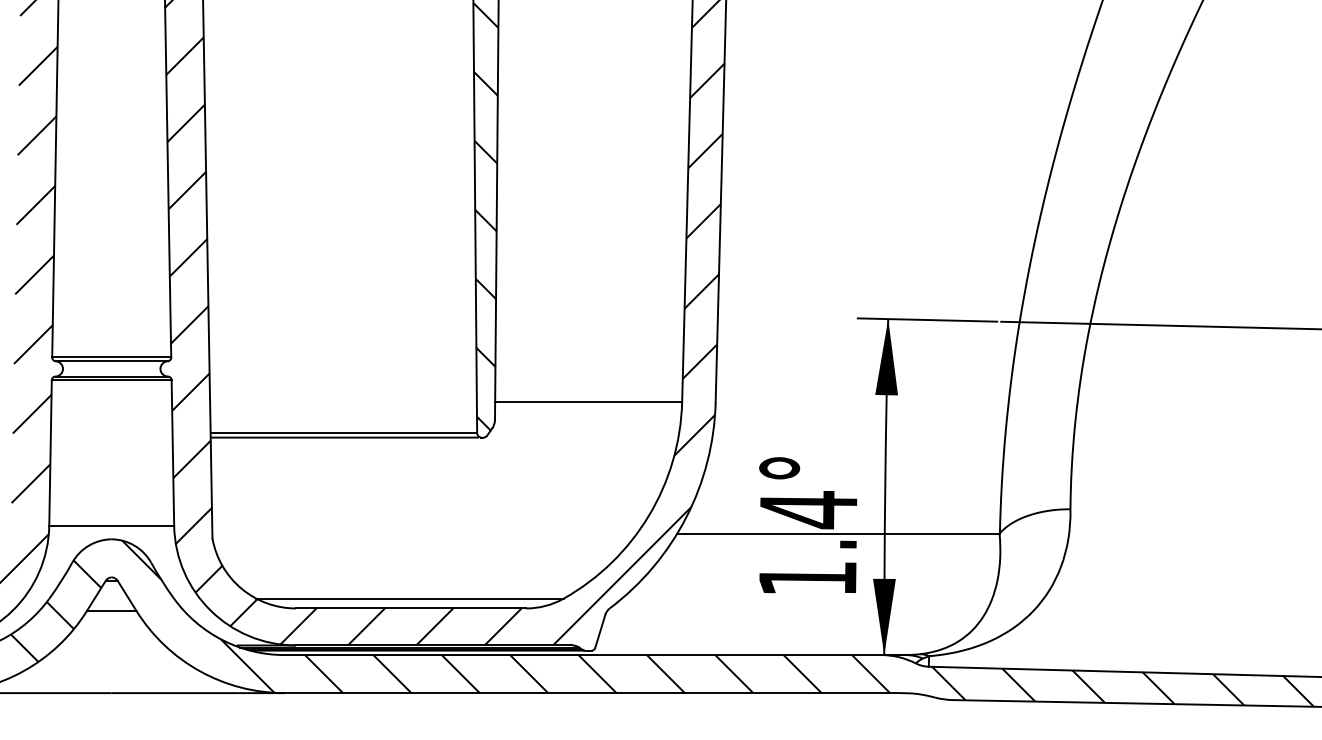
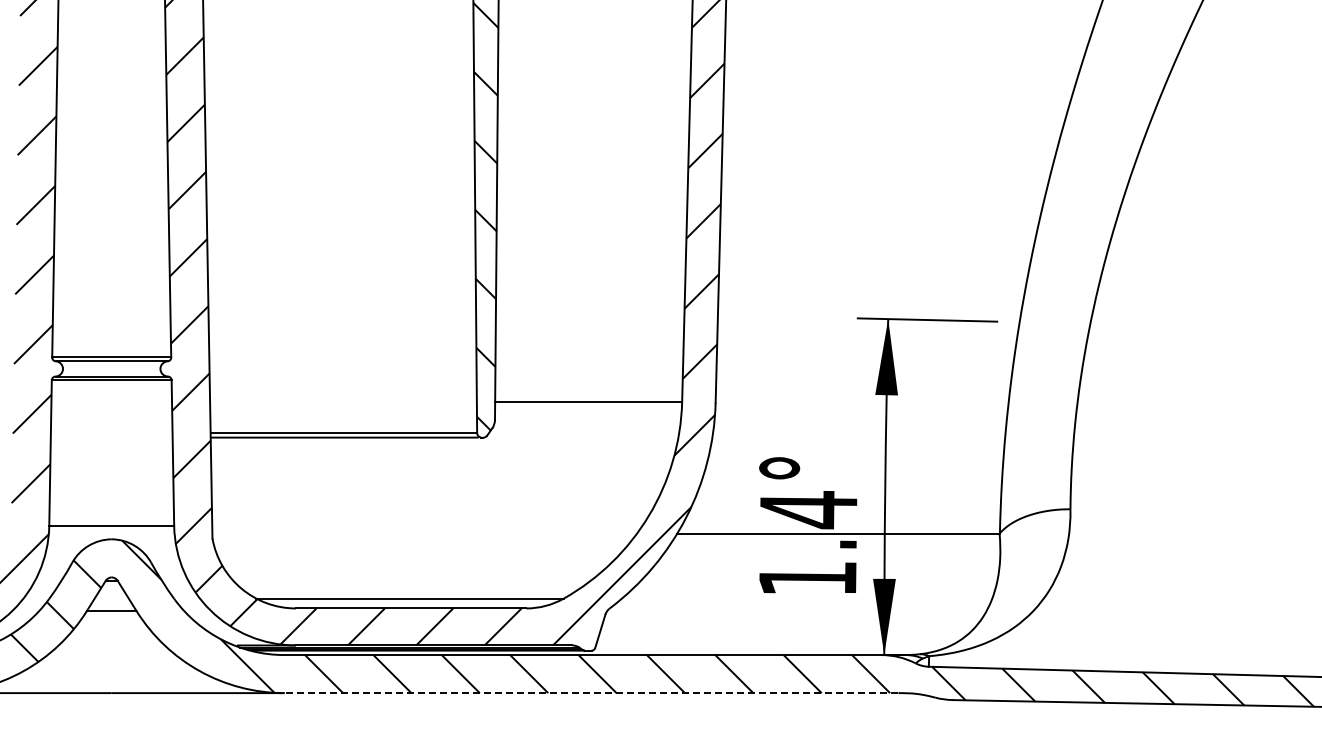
line: present -> none (1159, 325)
line: solid -> dashed (591, 693)
